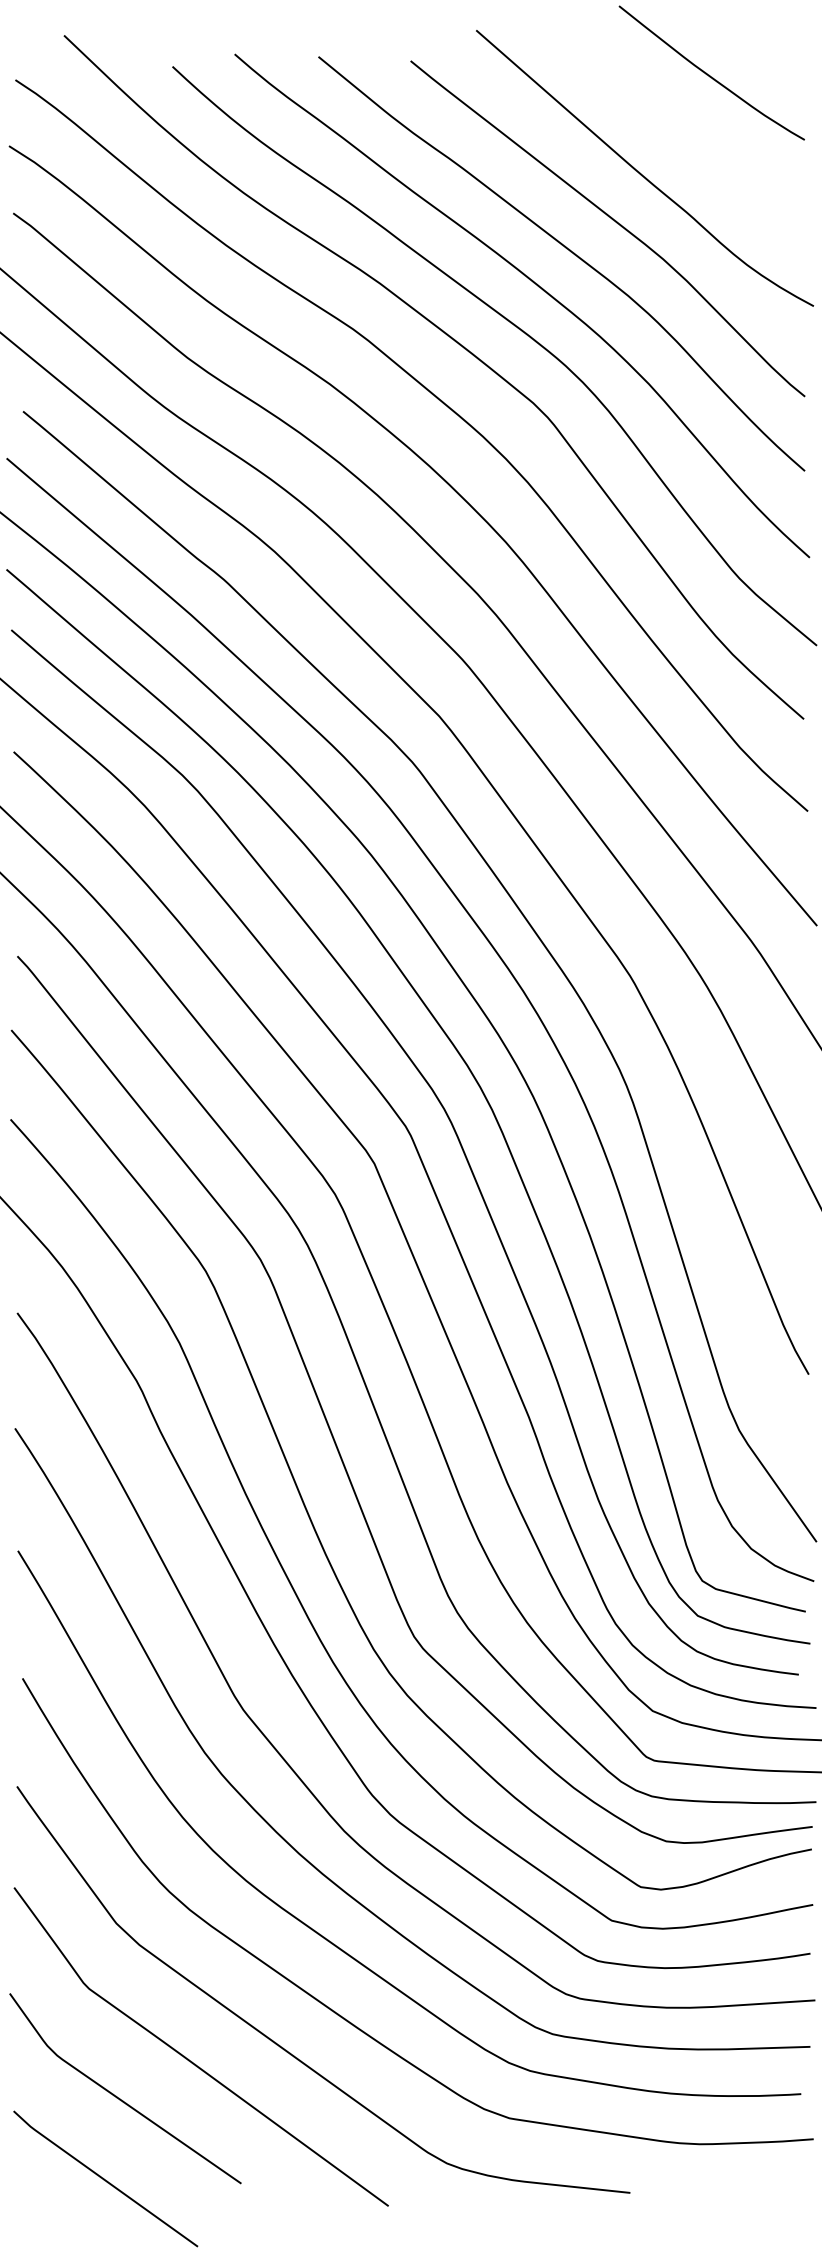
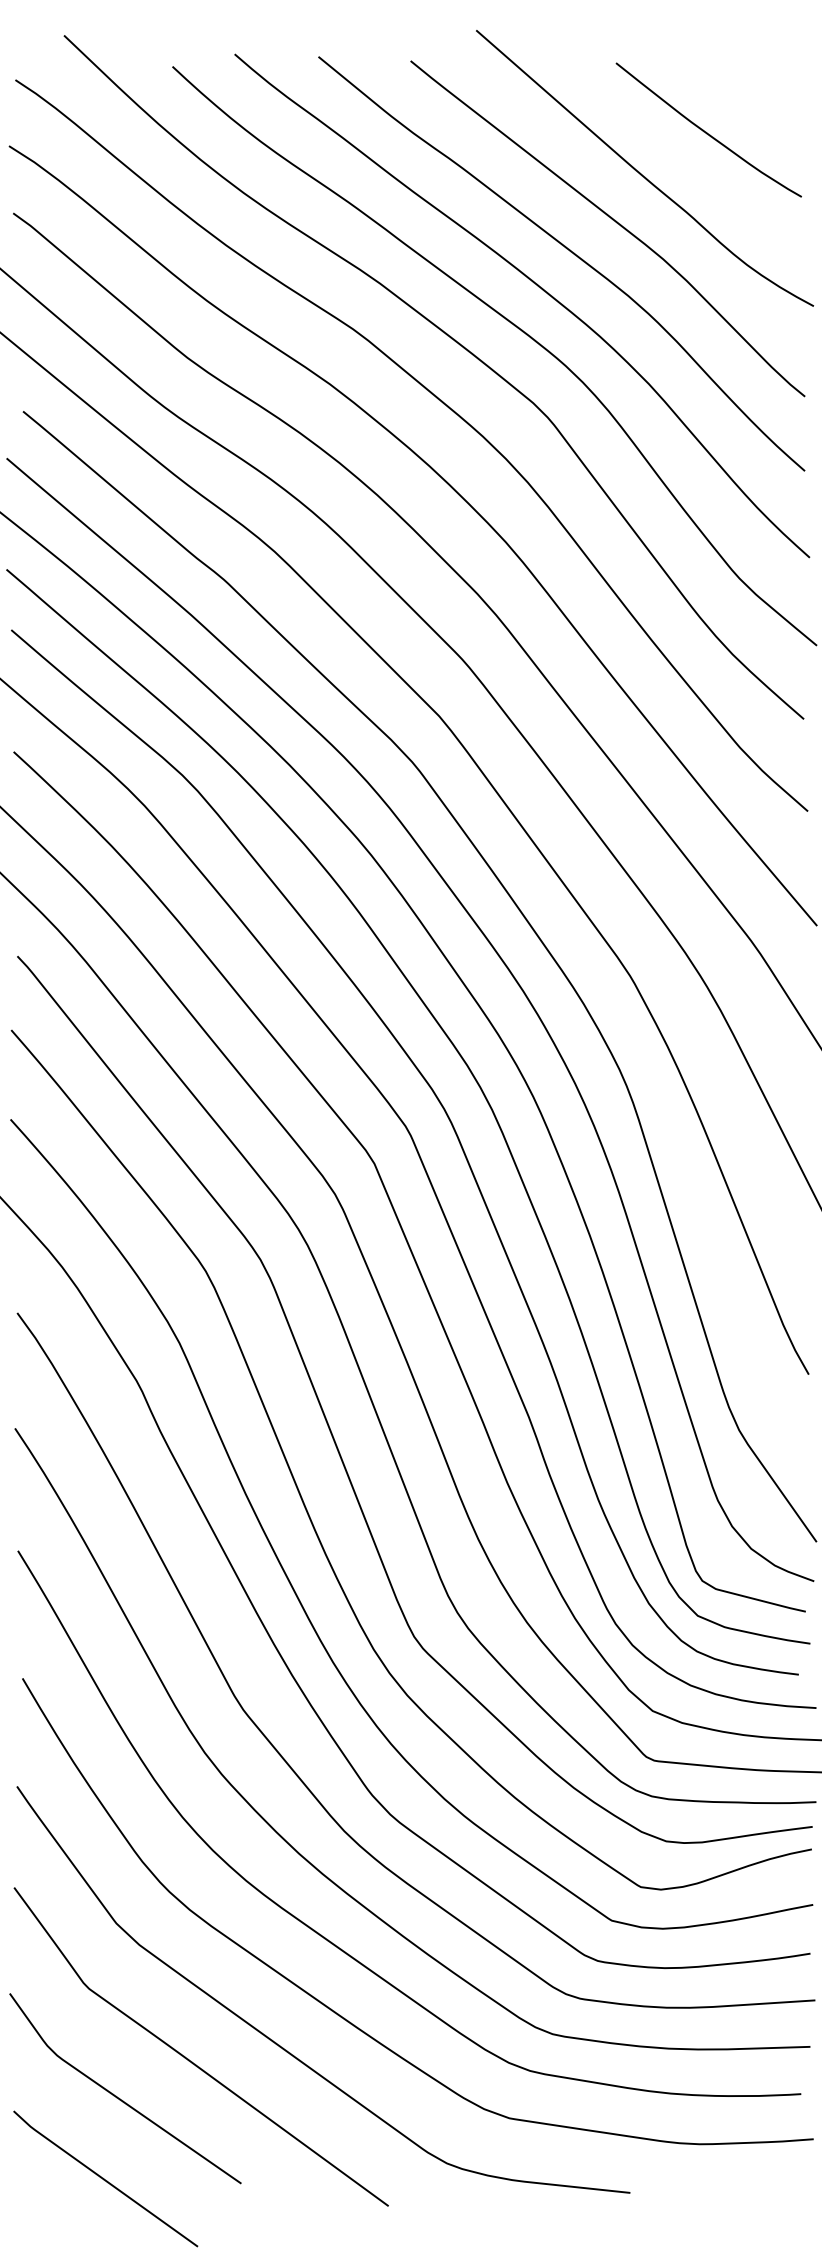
curve position: (709, 74) -> (706, 131) (706, 131)
